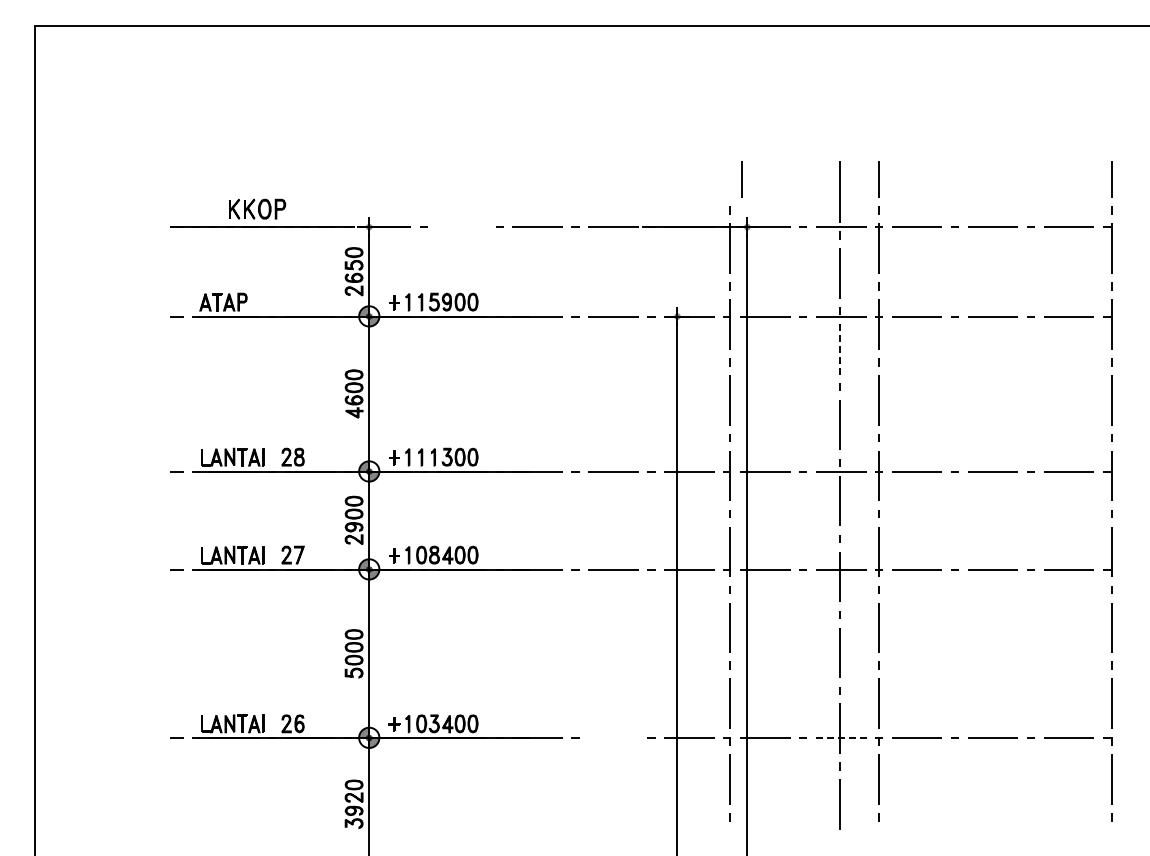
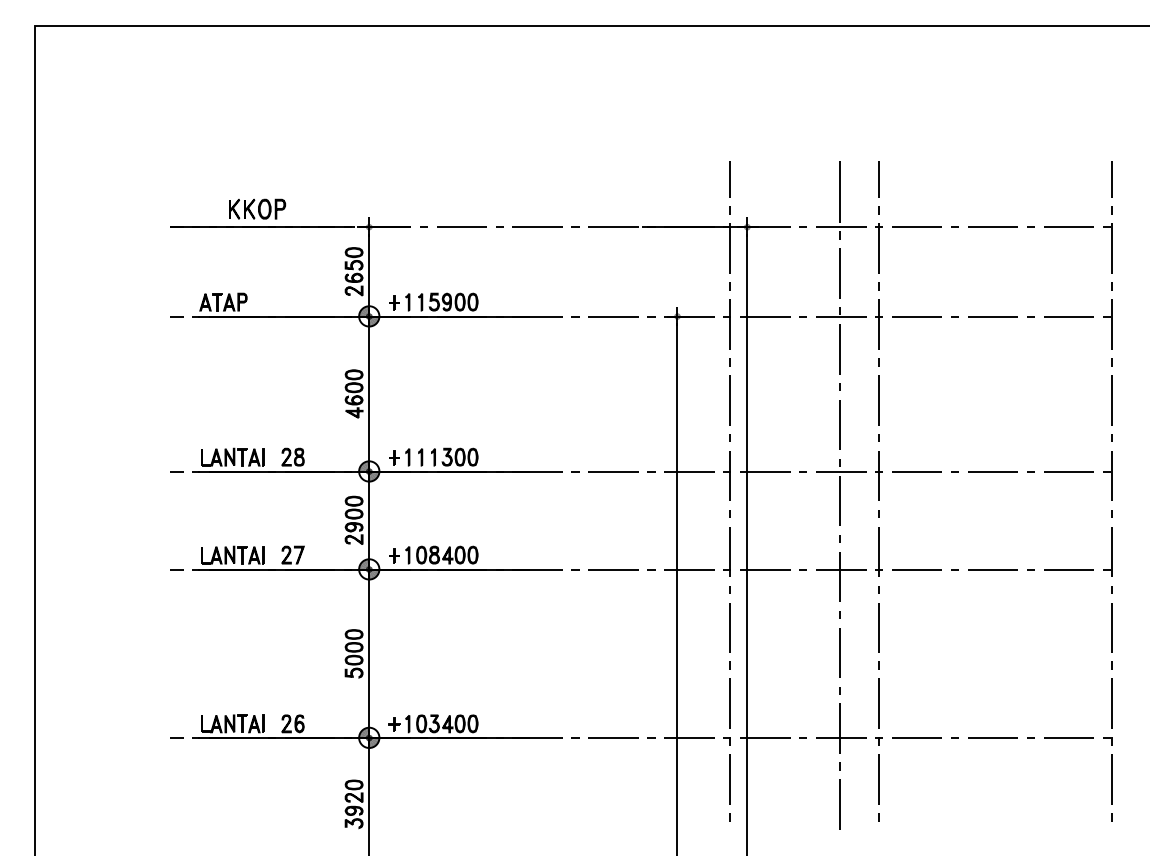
line position: (741, 179) -> (729, 179) (729, 179)
line: none -> present (461, 226)
line: dashed -> solid (839, 349)
line: none -> present (613, 737)
line: dashed -> solid (840, 738)
